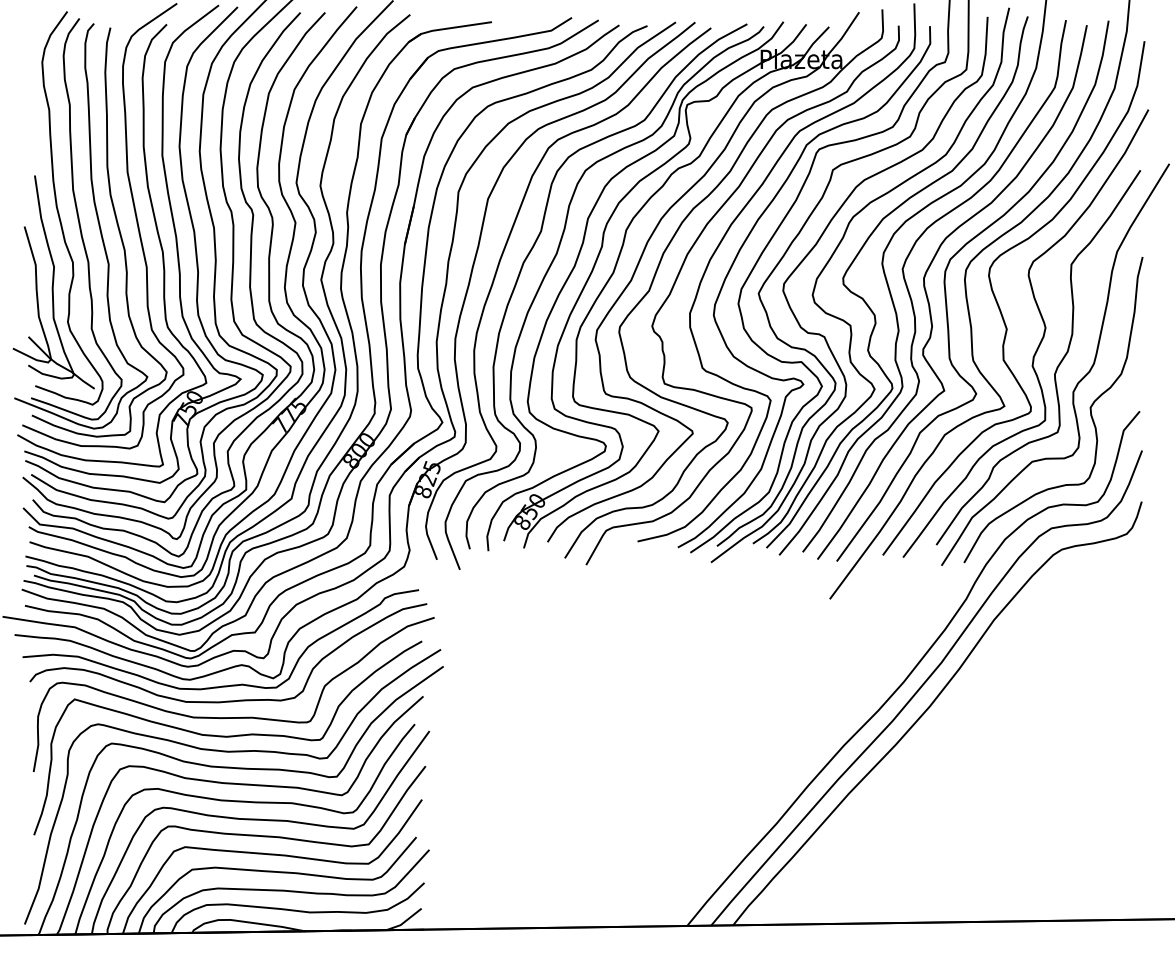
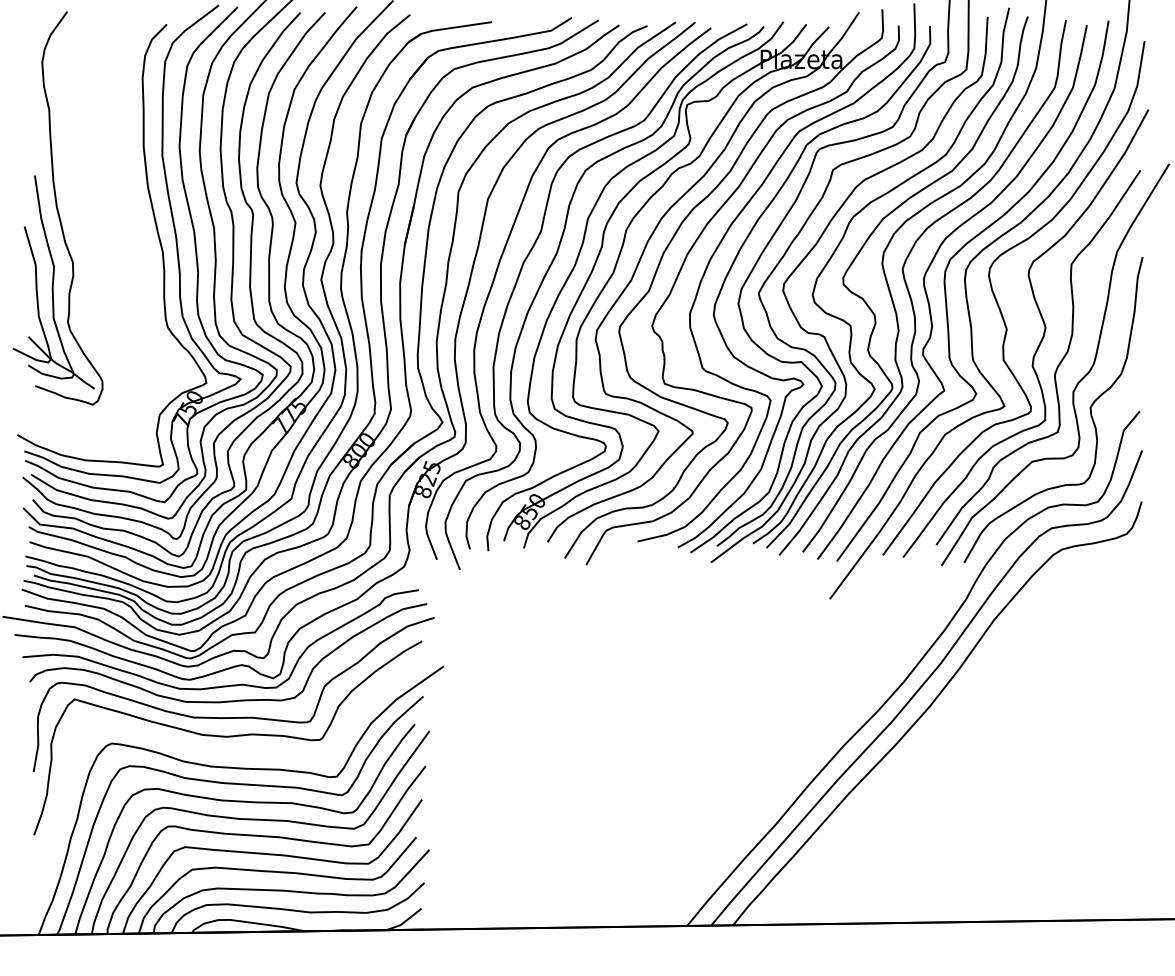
part: present -> none (99, 226)
part: present -> none (232, 752)
